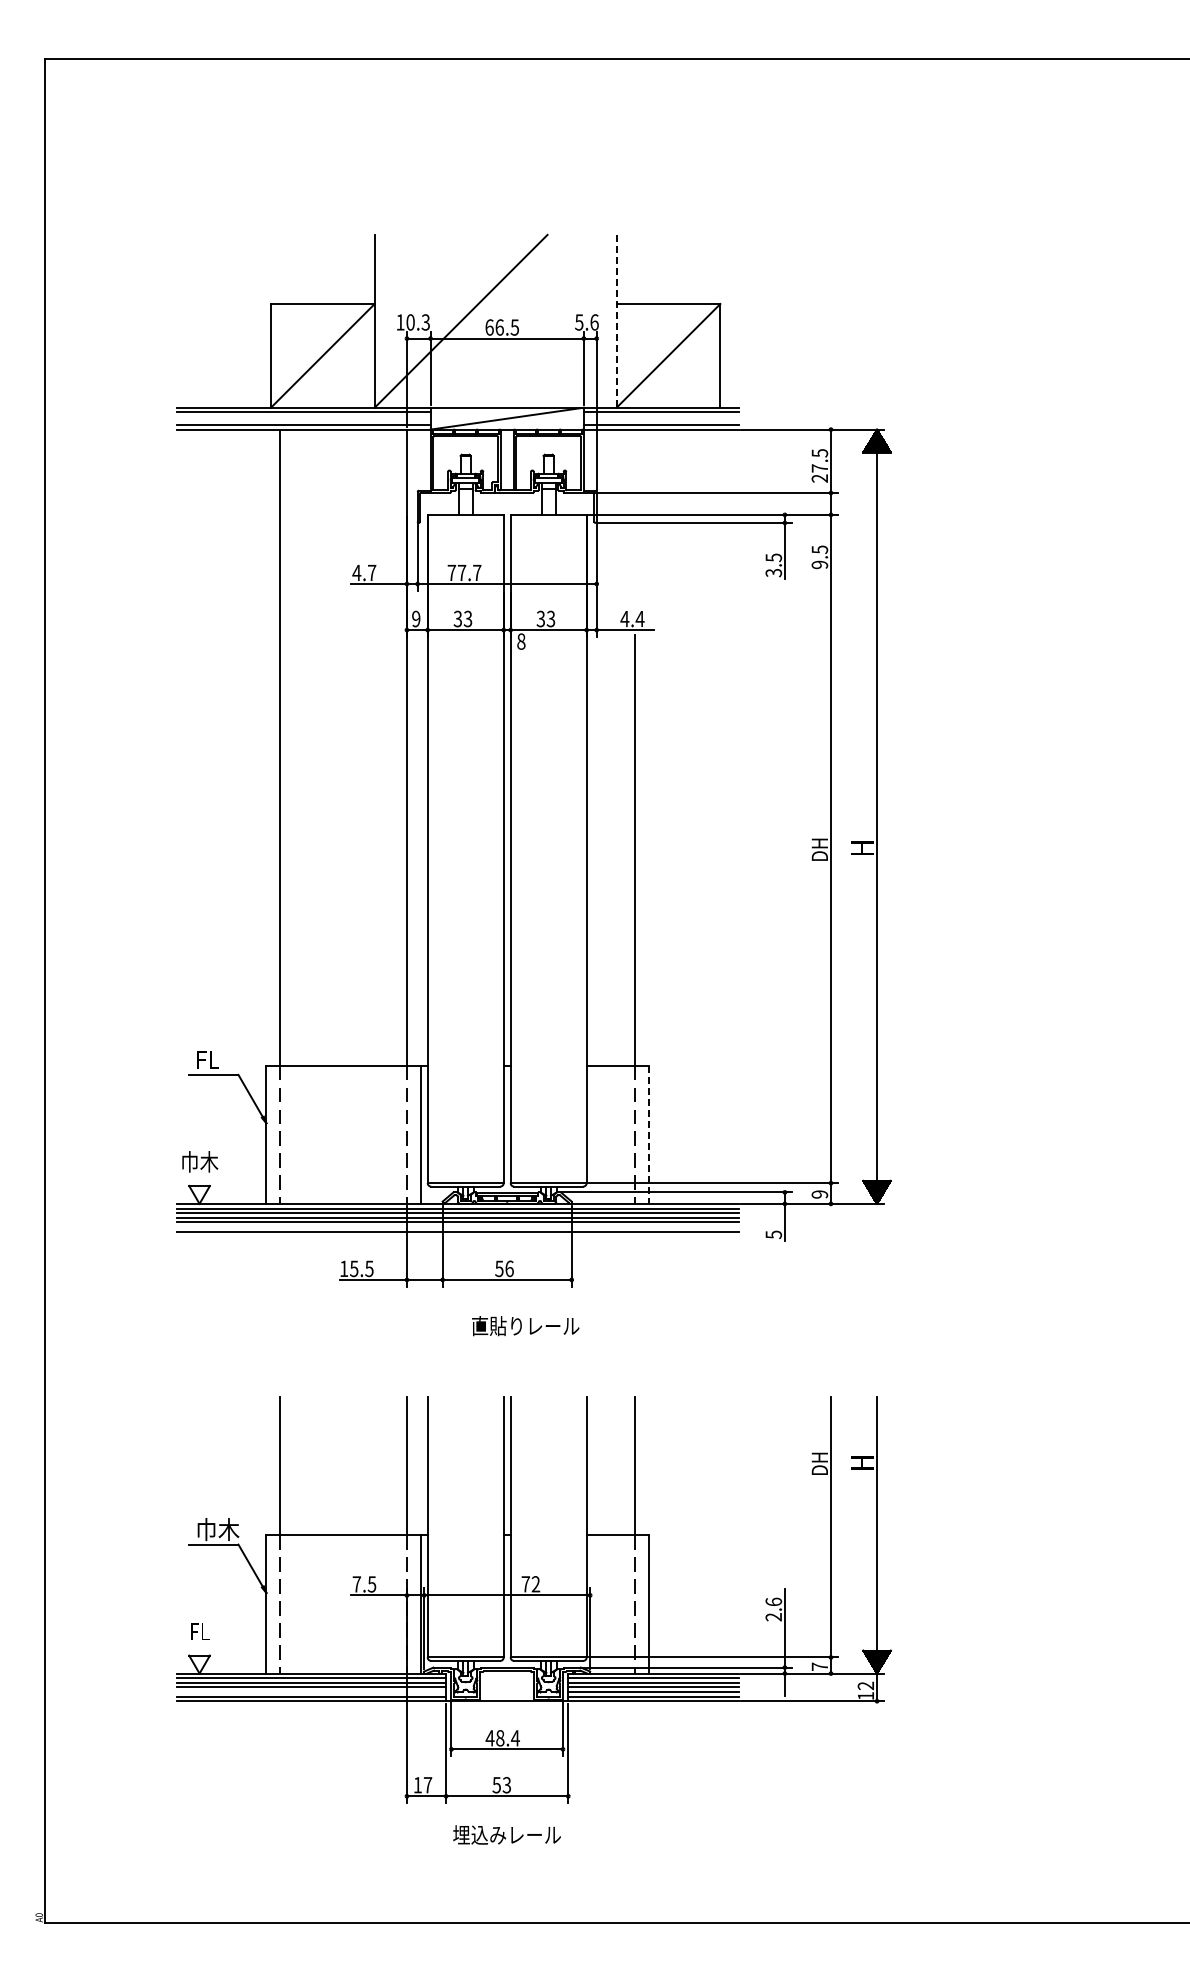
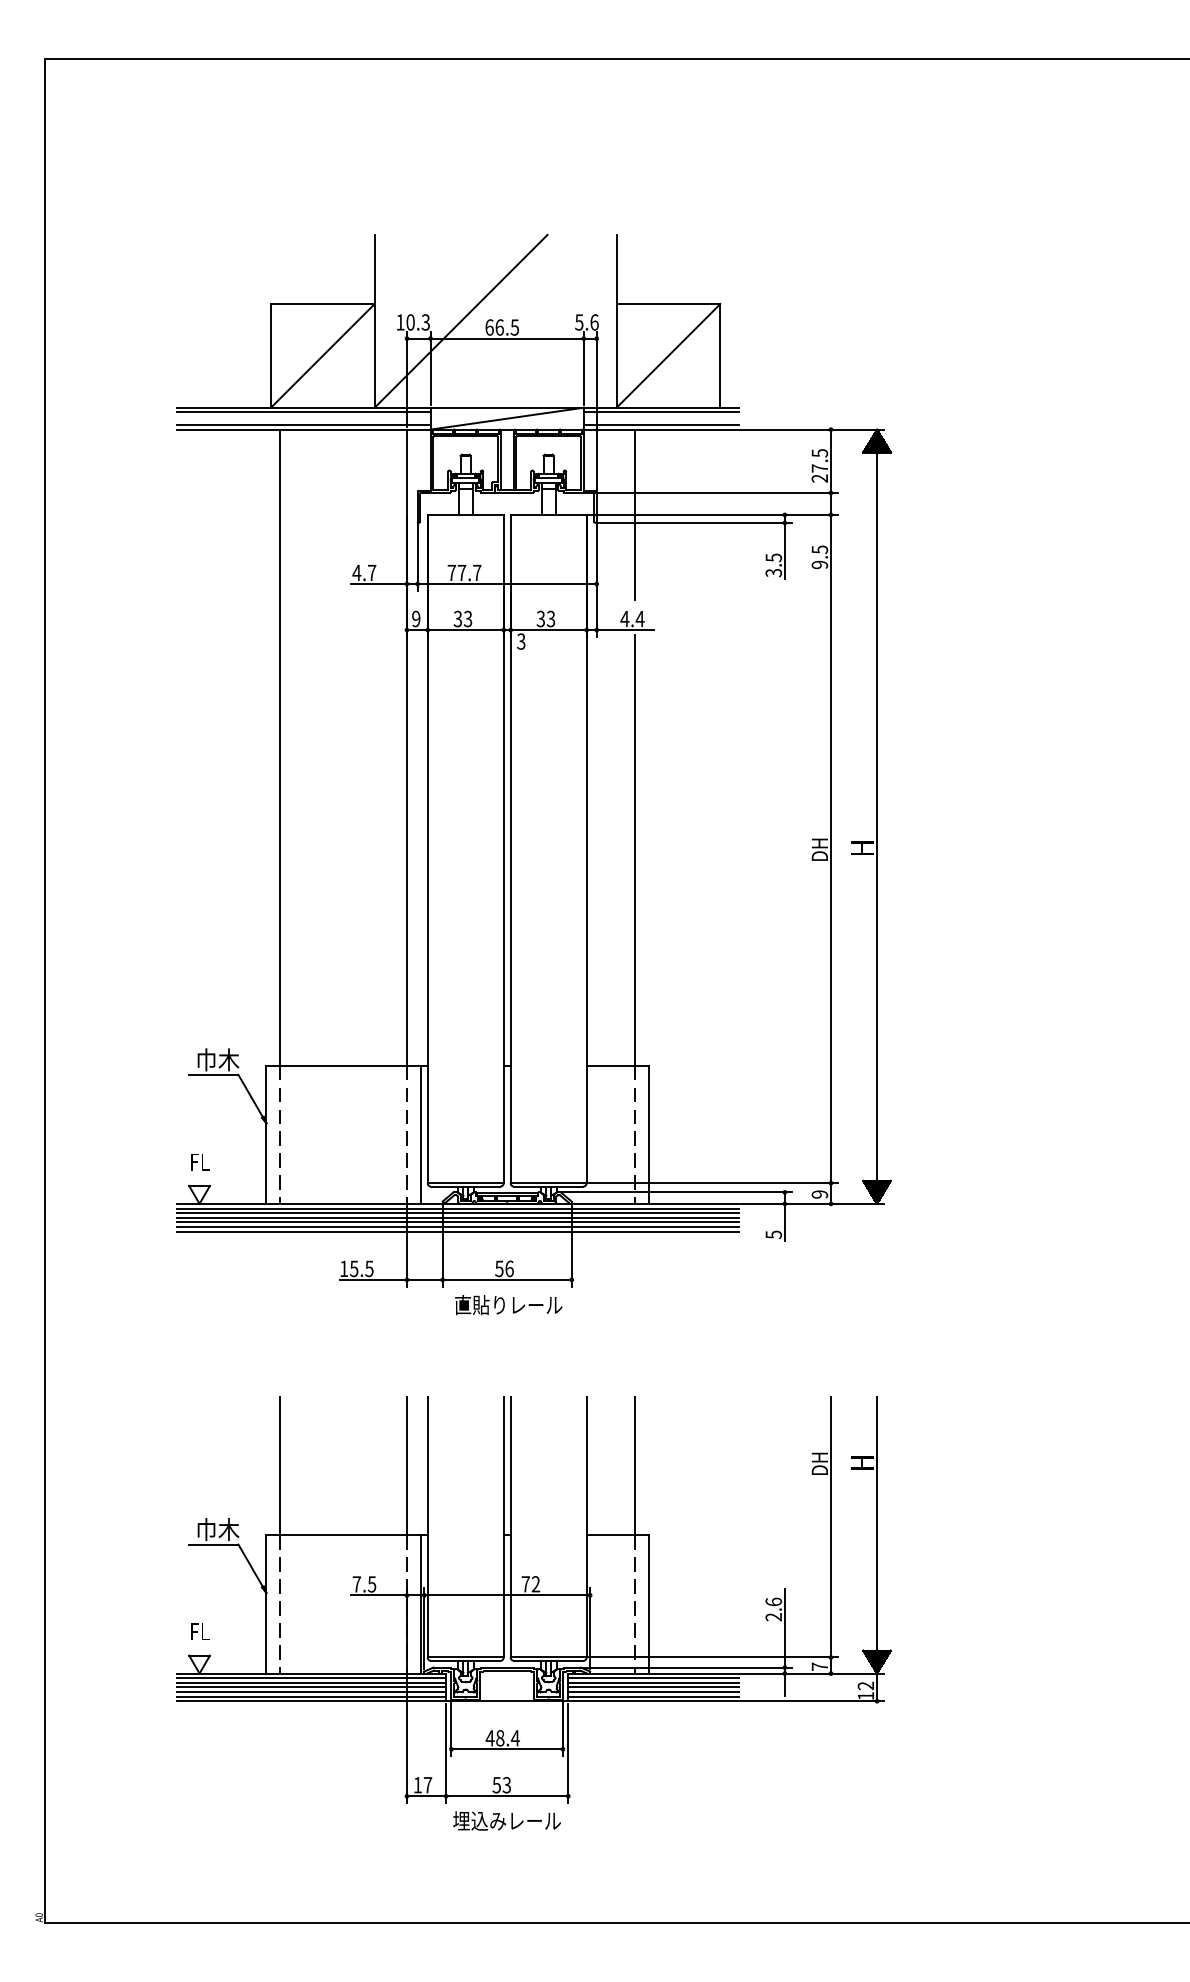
line: dashed -> solid (616, 321)
line: none -> present (635, 514)
text: 8 -> 3 (521, 641)
text: FL -> 巾木 (218, 1059)
line: dashed -> solid (648, 1135)
text: 巾木 -> FL (200, 1161)
line: none -> present (457, 1226)
text position: (525, 1326) -> (508, 1305) (508, 1305)
line: none -> present (311, 1692)
text position: (506, 1834) -> (506, 1820) (506, 1820)
